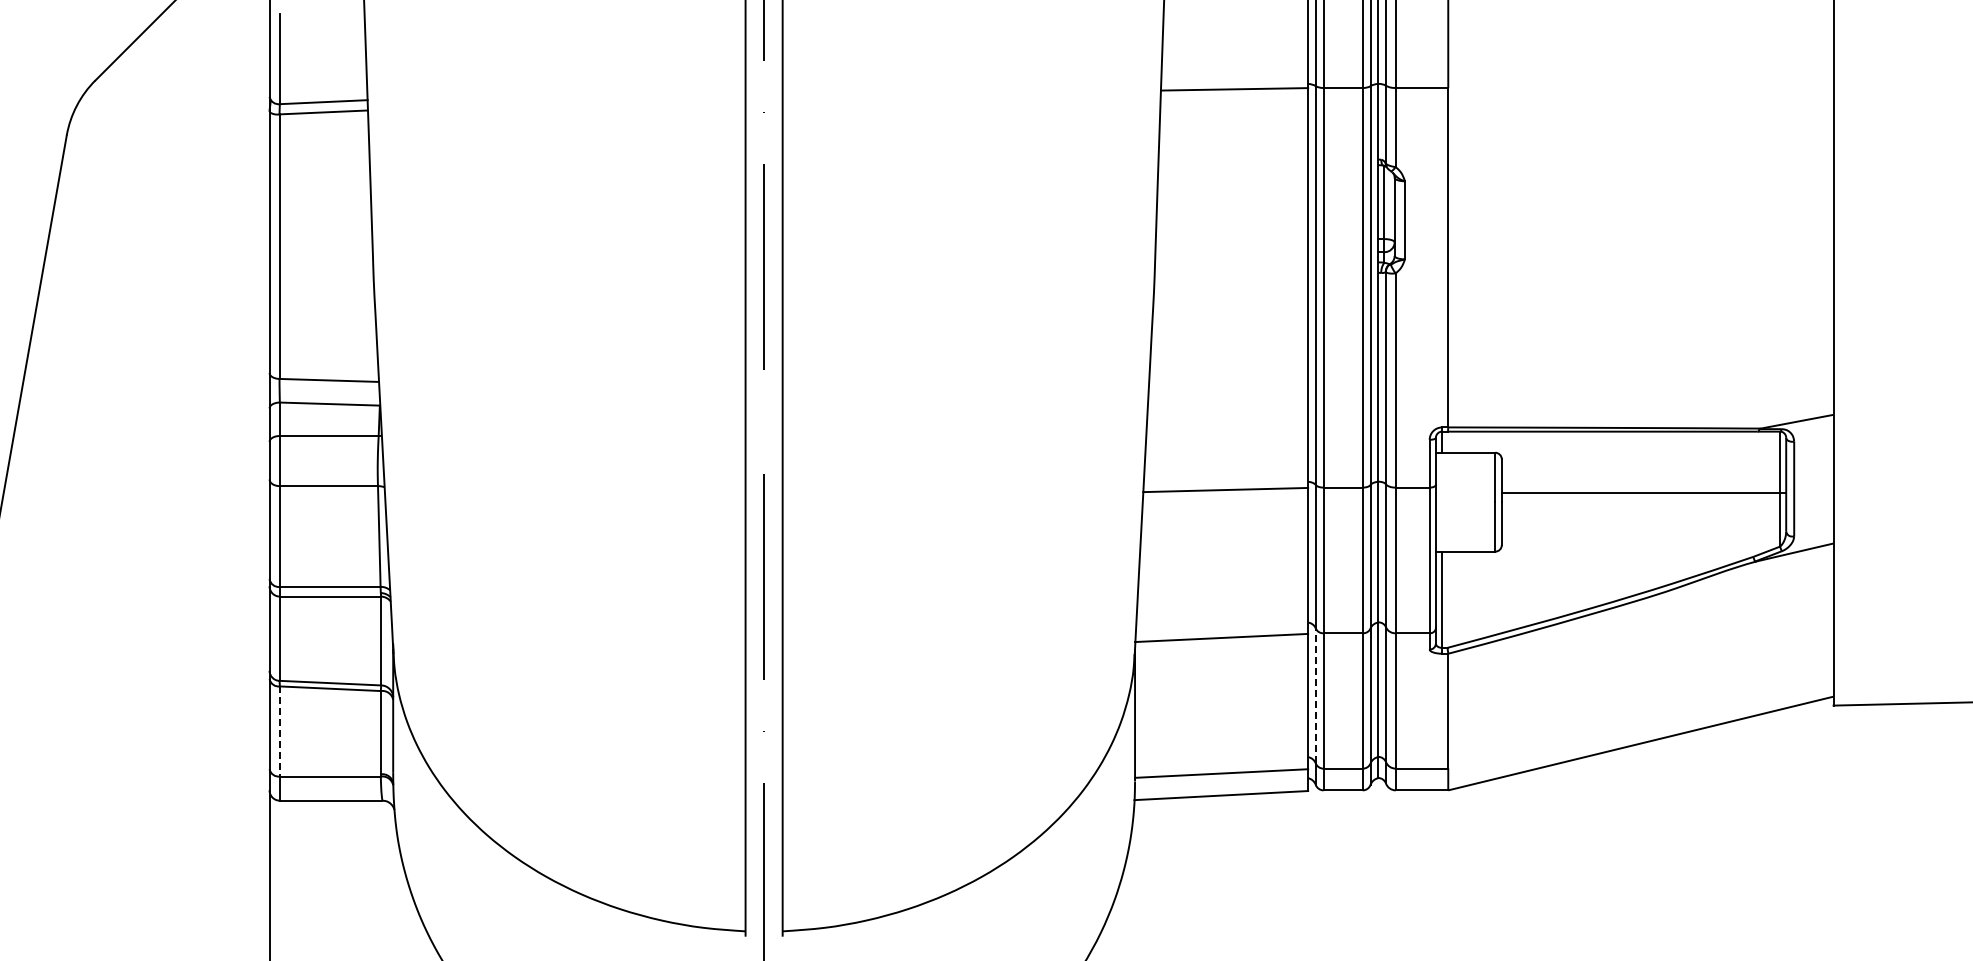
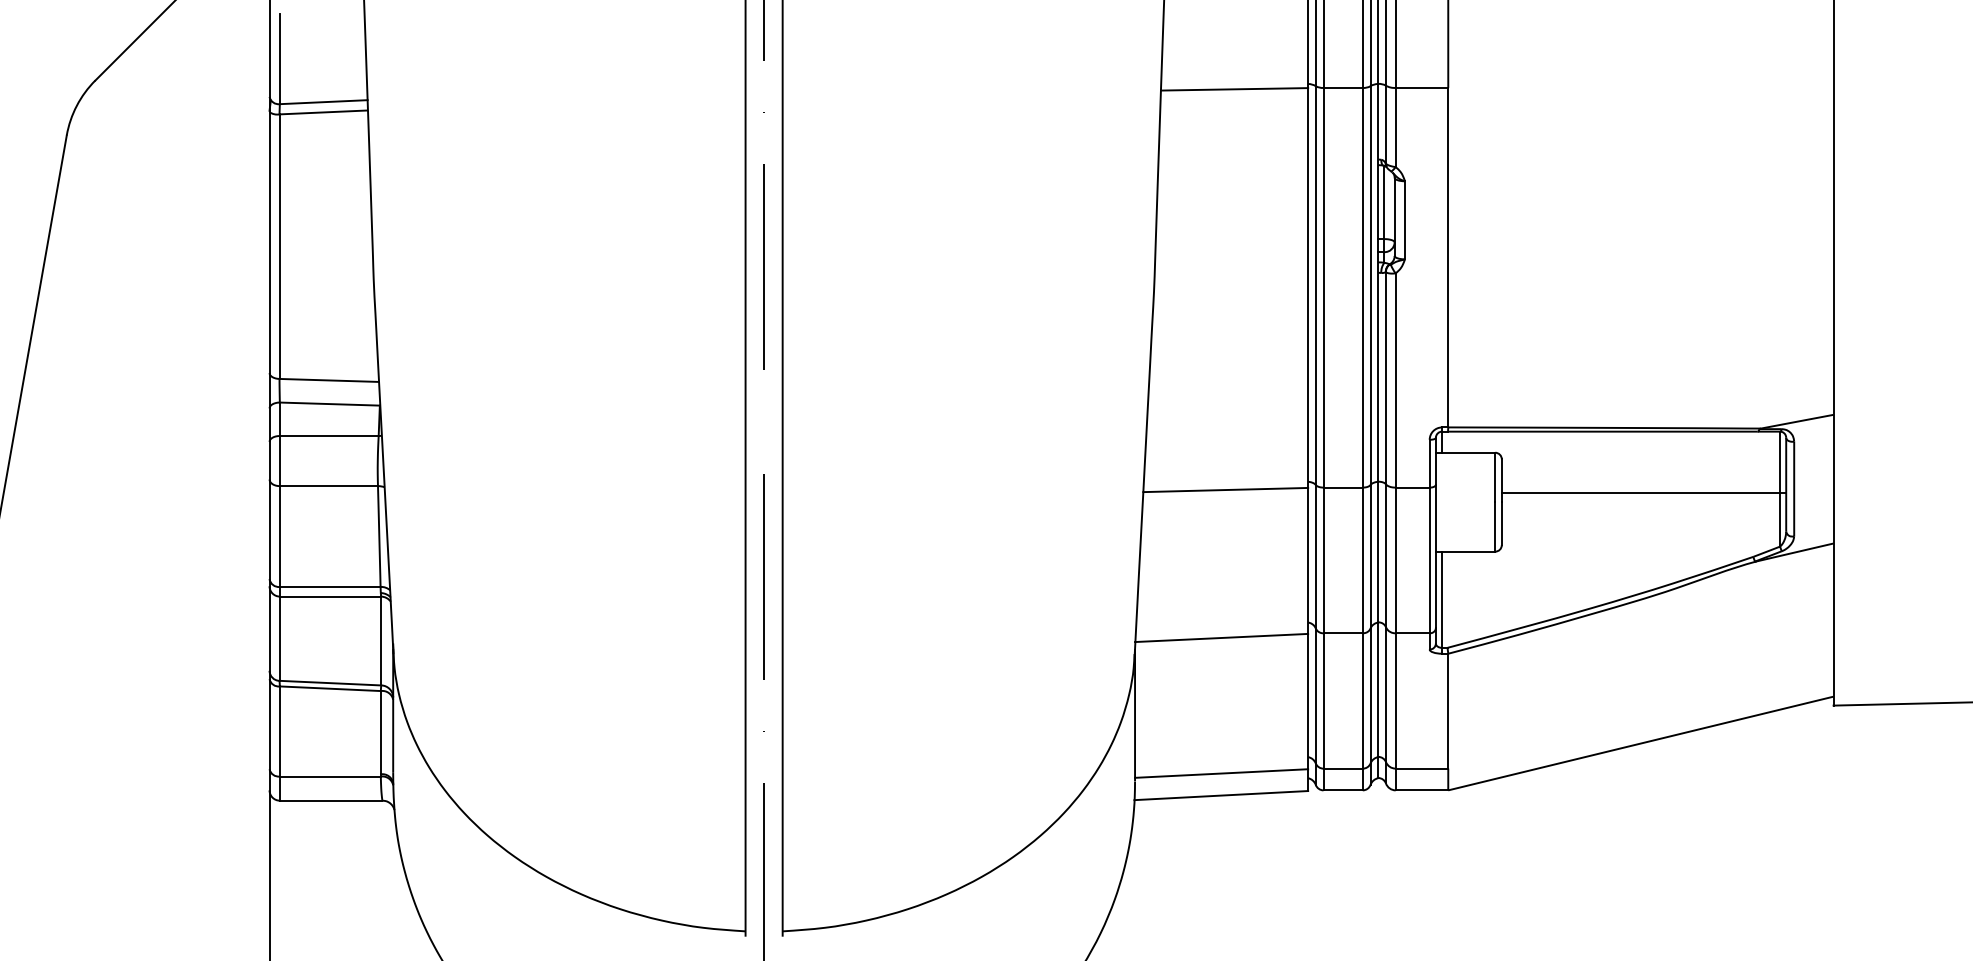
line: dashed -> solid (1315, 695)
line: dashed -> solid (279, 731)
